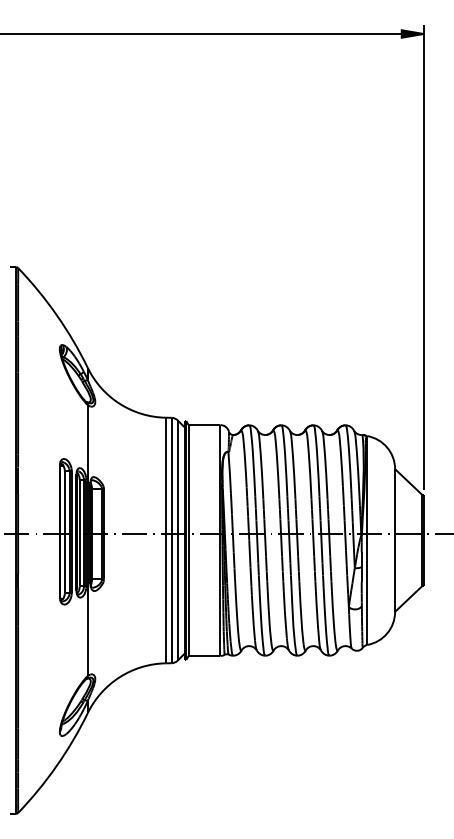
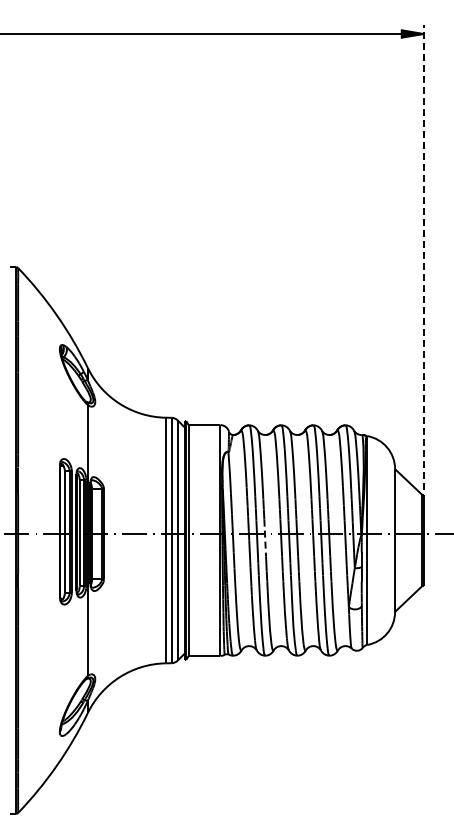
line: solid -> dashed (423, 257)
line: solid -> dashed (265, 538)
